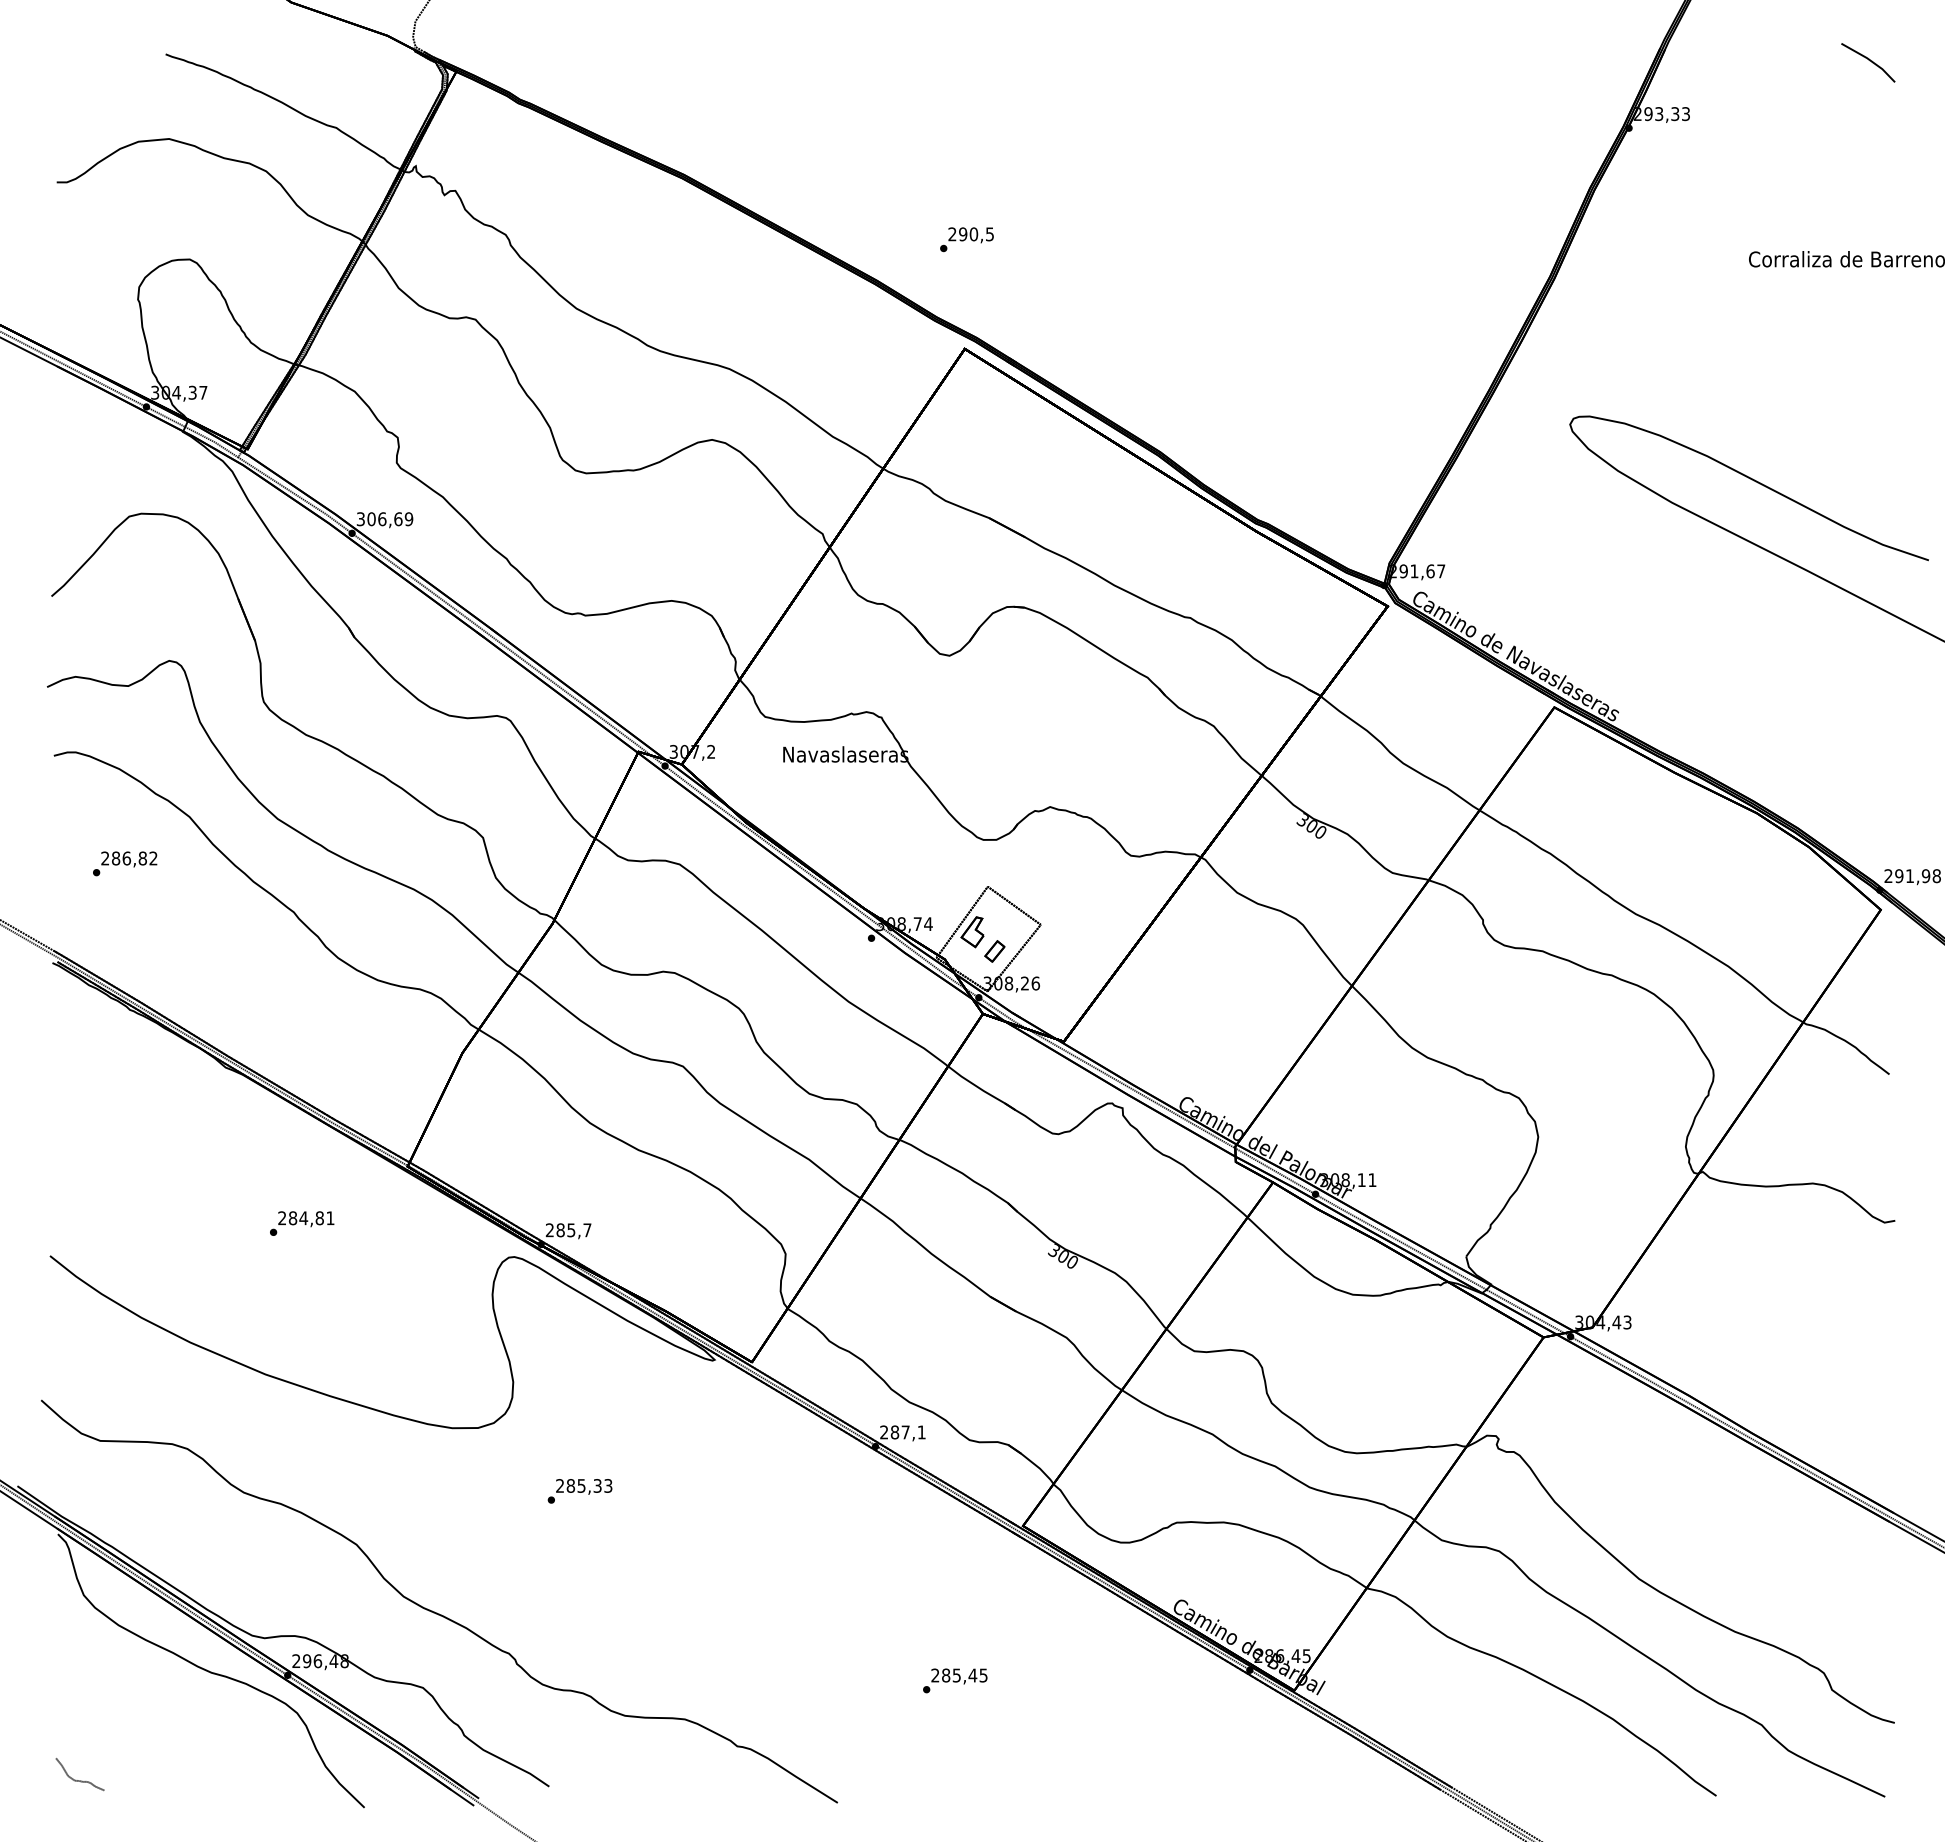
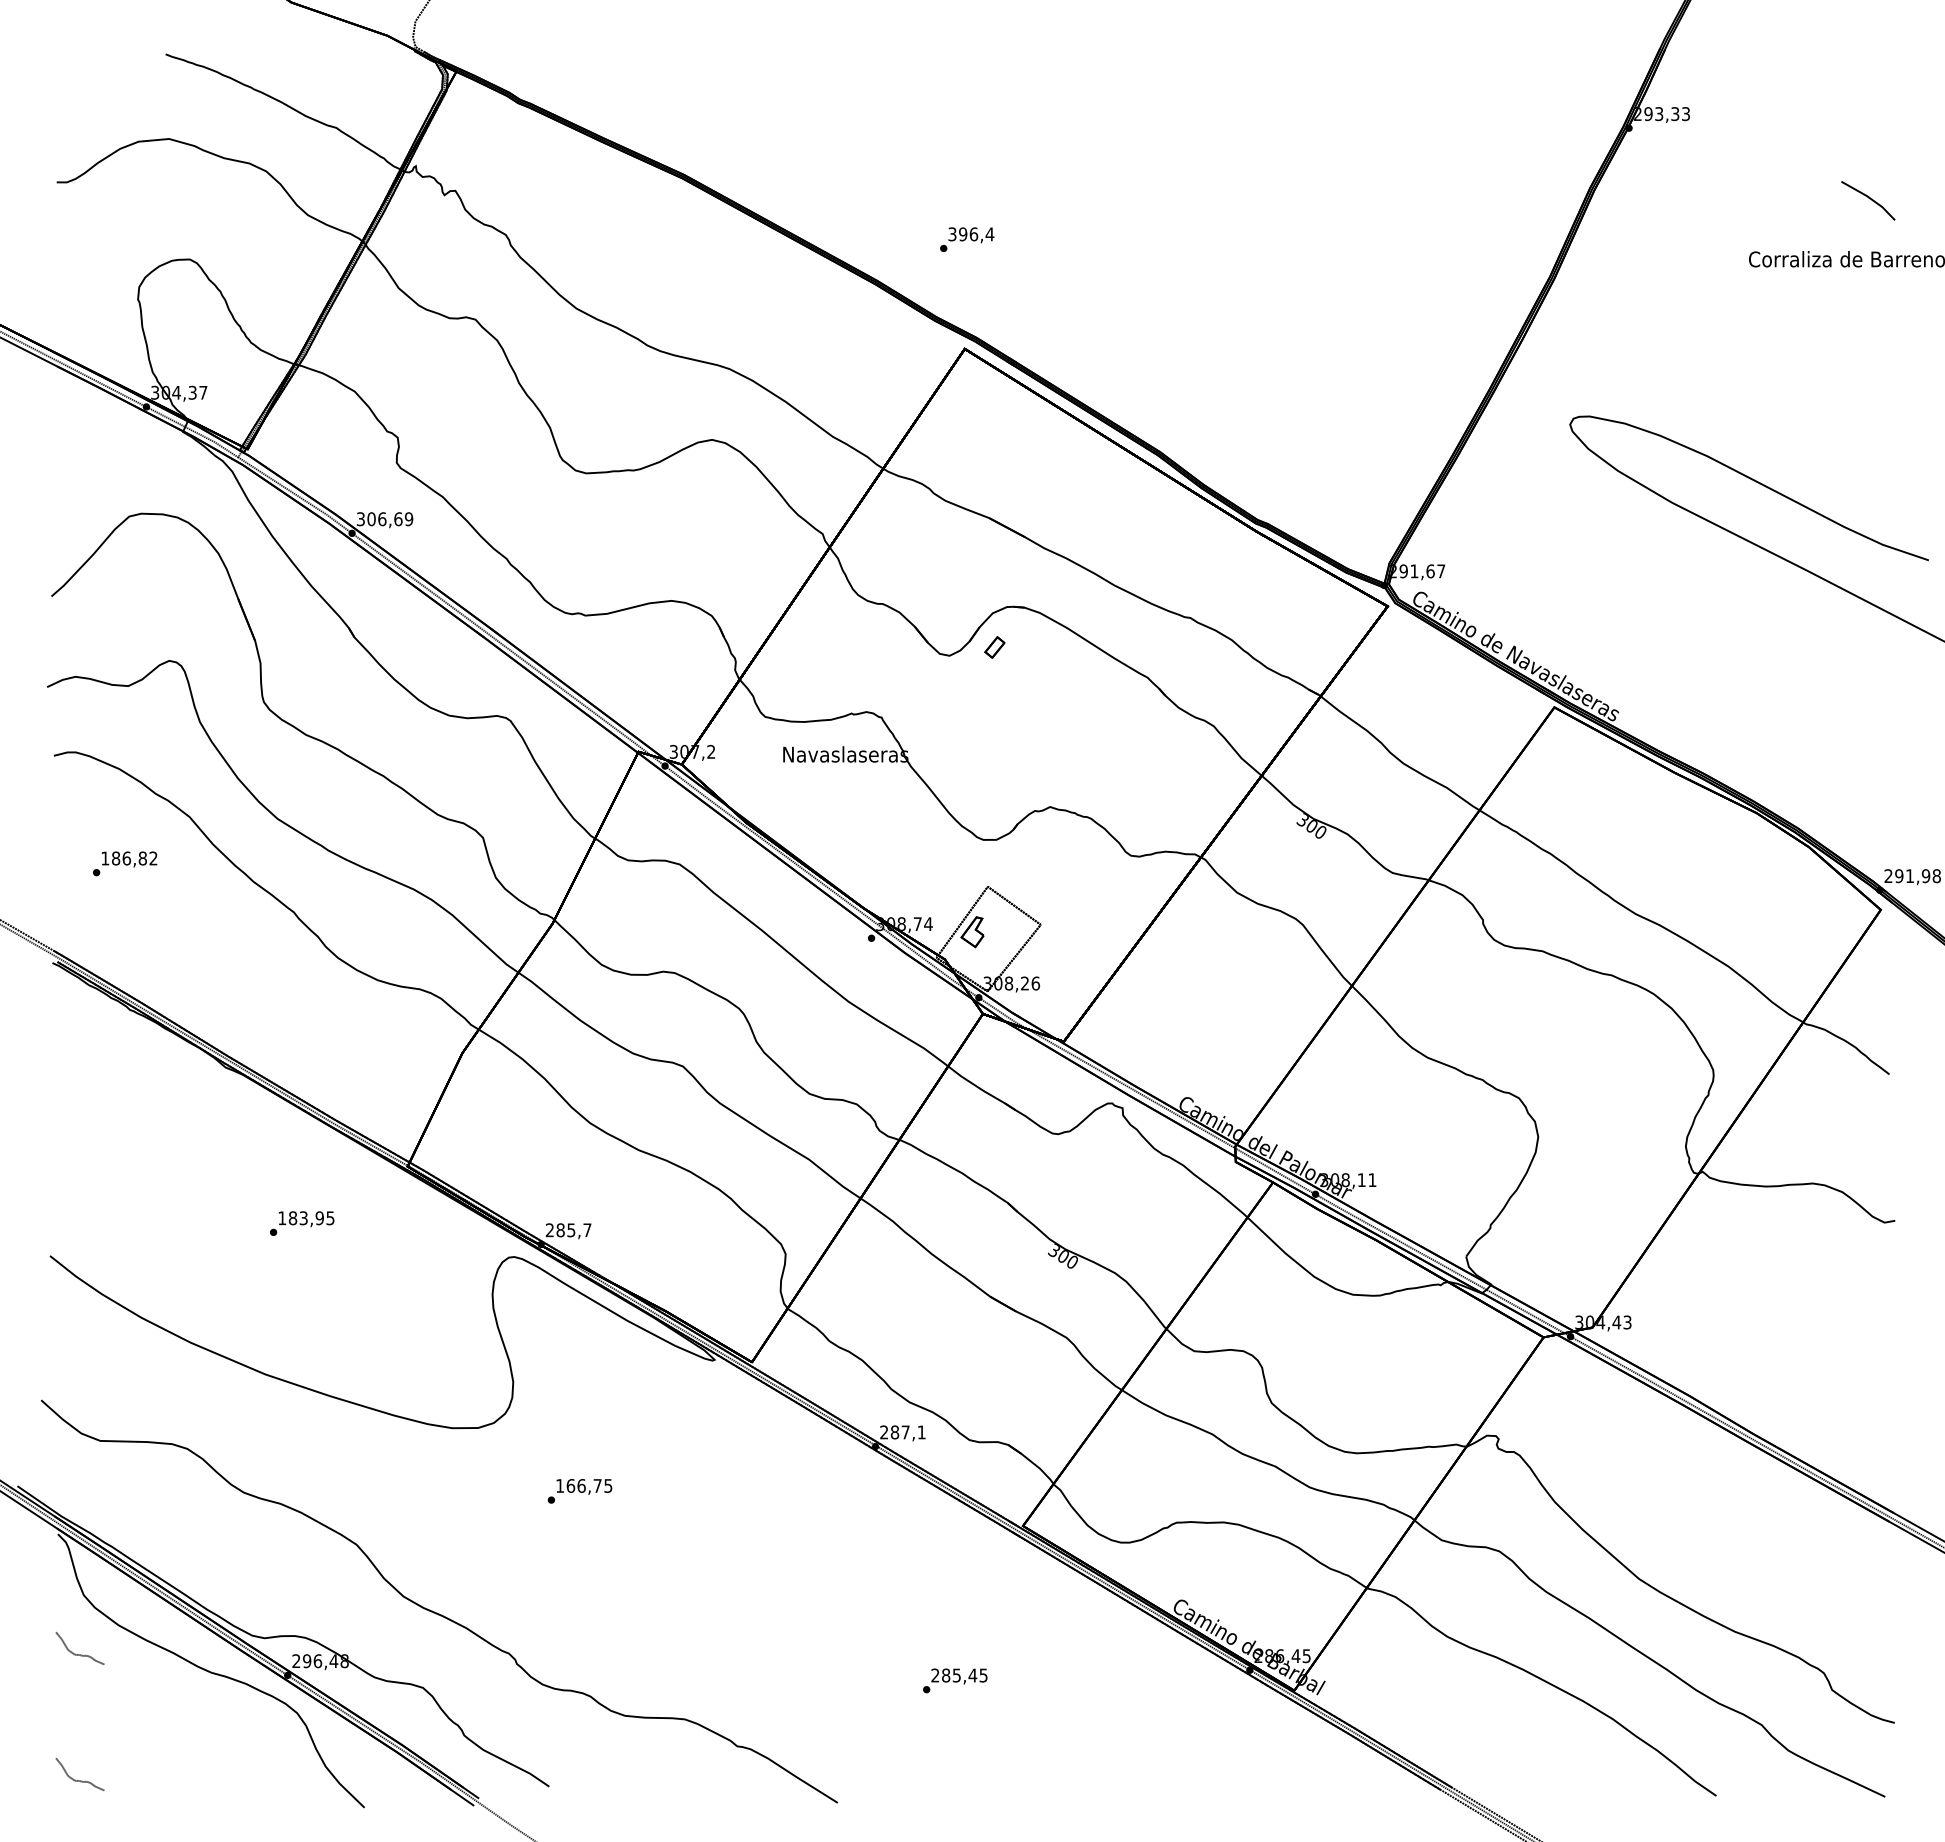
part position: (1868, 62) -> (1868, 200) (1868, 200)
text: 290,5 -> 396,4 (971, 234)
text: 286,82 -> 186,82 (105, 858)
part position: (994, 951) -> (994, 647) (994, 647)
text: 284,81 -> 183,95 (306, 1218)
text: 285,33 -> 166,75 (584, 1485)
curve: none -> present (79, 1654)
